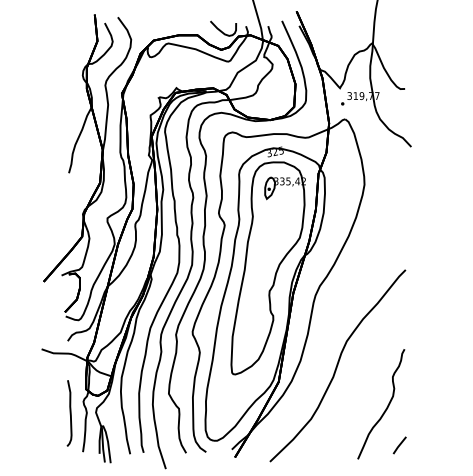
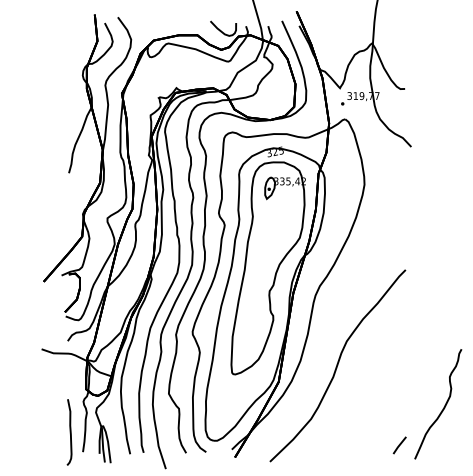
curve position: (385, 408) -> (442, 408) (442, 408)
curve position: (69, 413) -> (69, 432) (69, 432)
